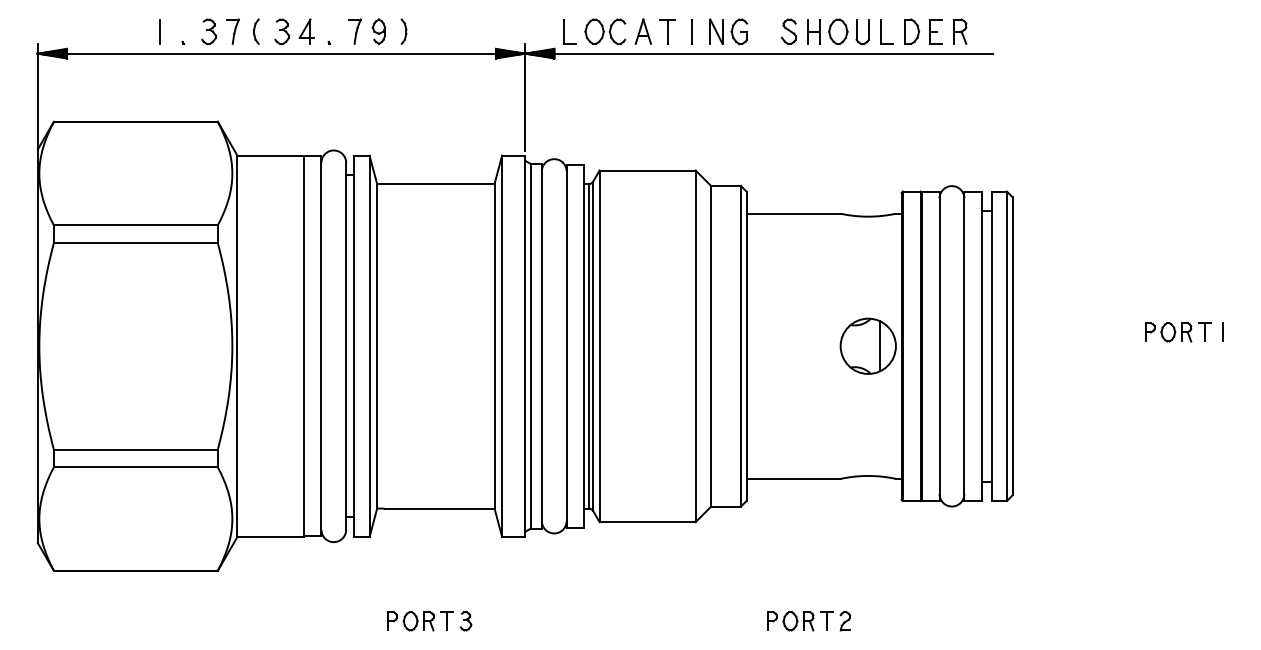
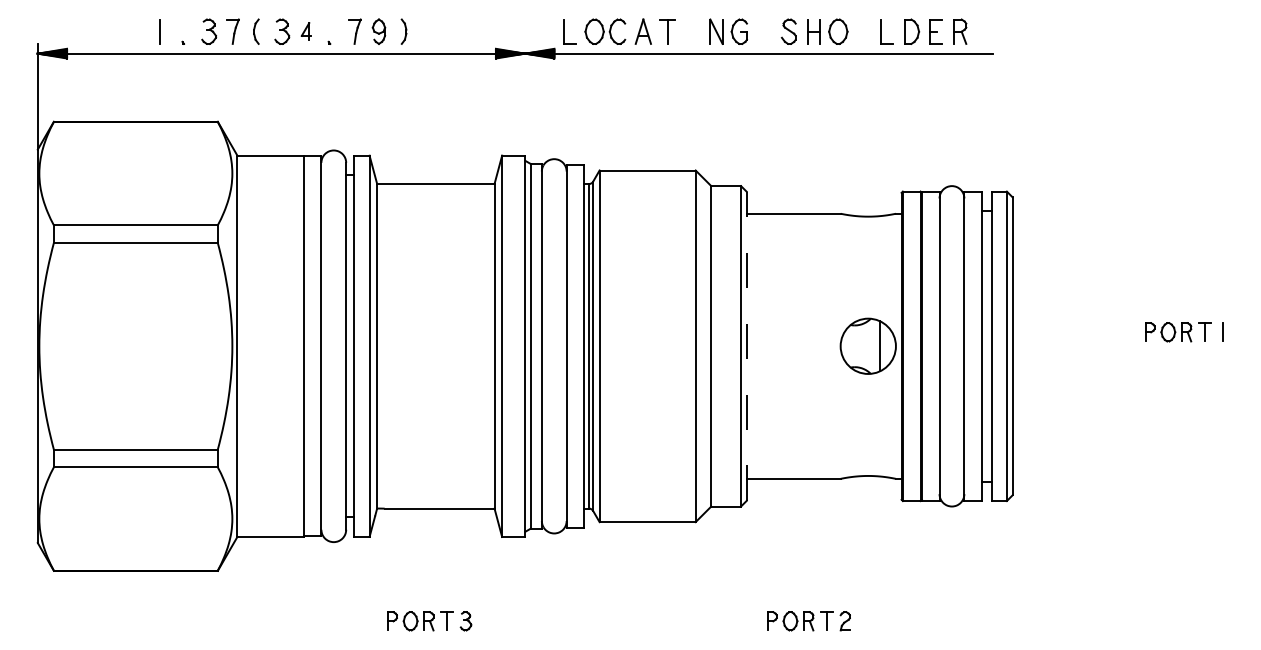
part size: 17x27 px -> 12x19 px (305, 31)
line: present -> none (692, 31)
part: present -> none (862, 31)
line: present -> none (525, 96)
line: solid -> dashed (746, 346)
